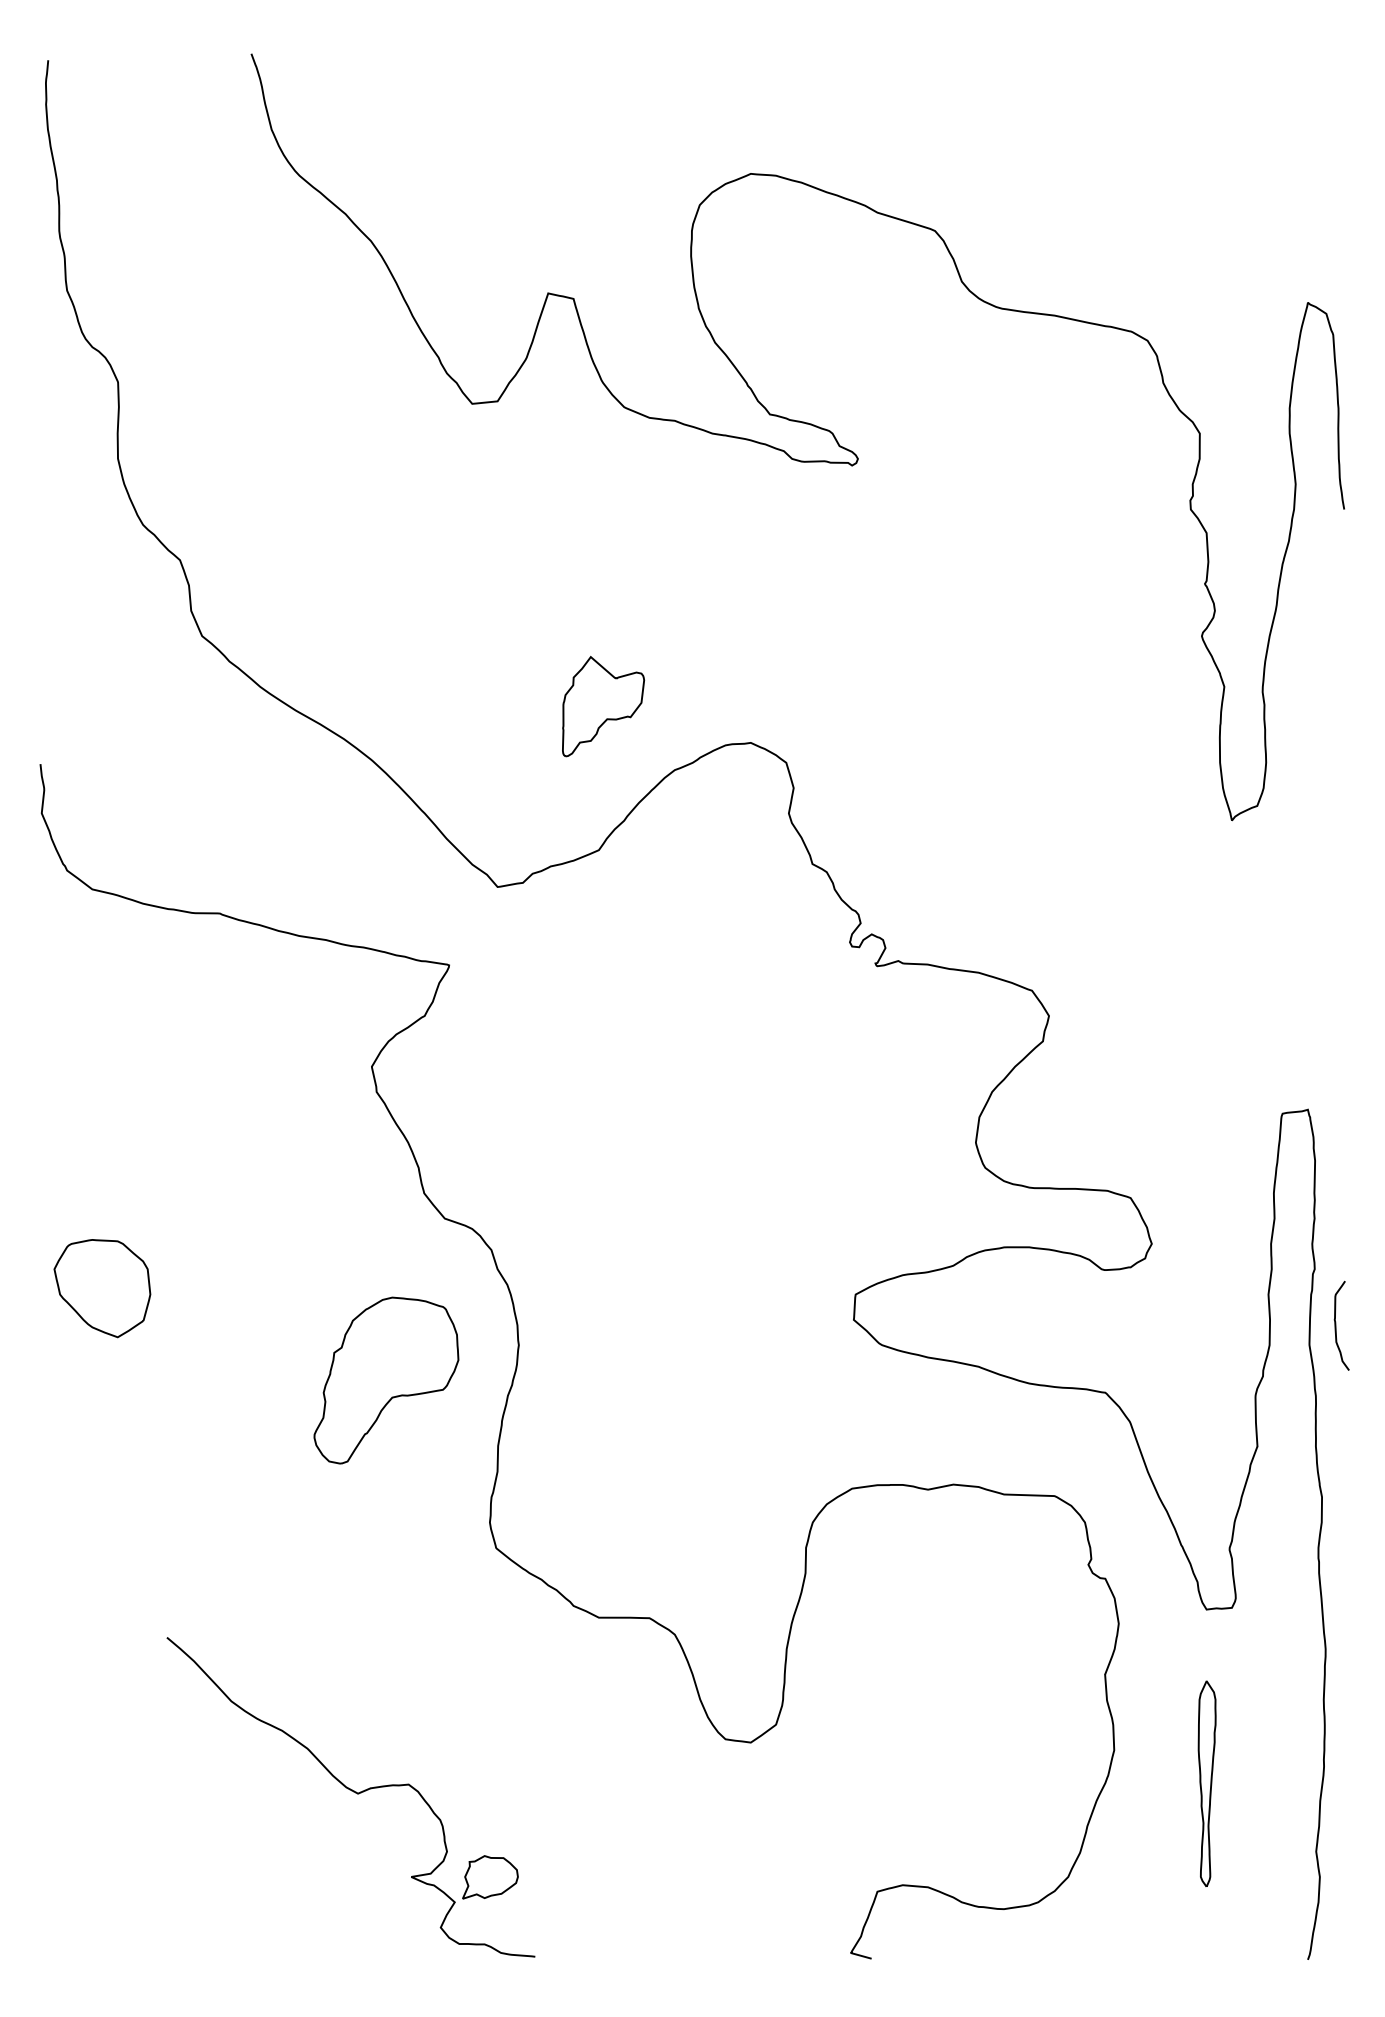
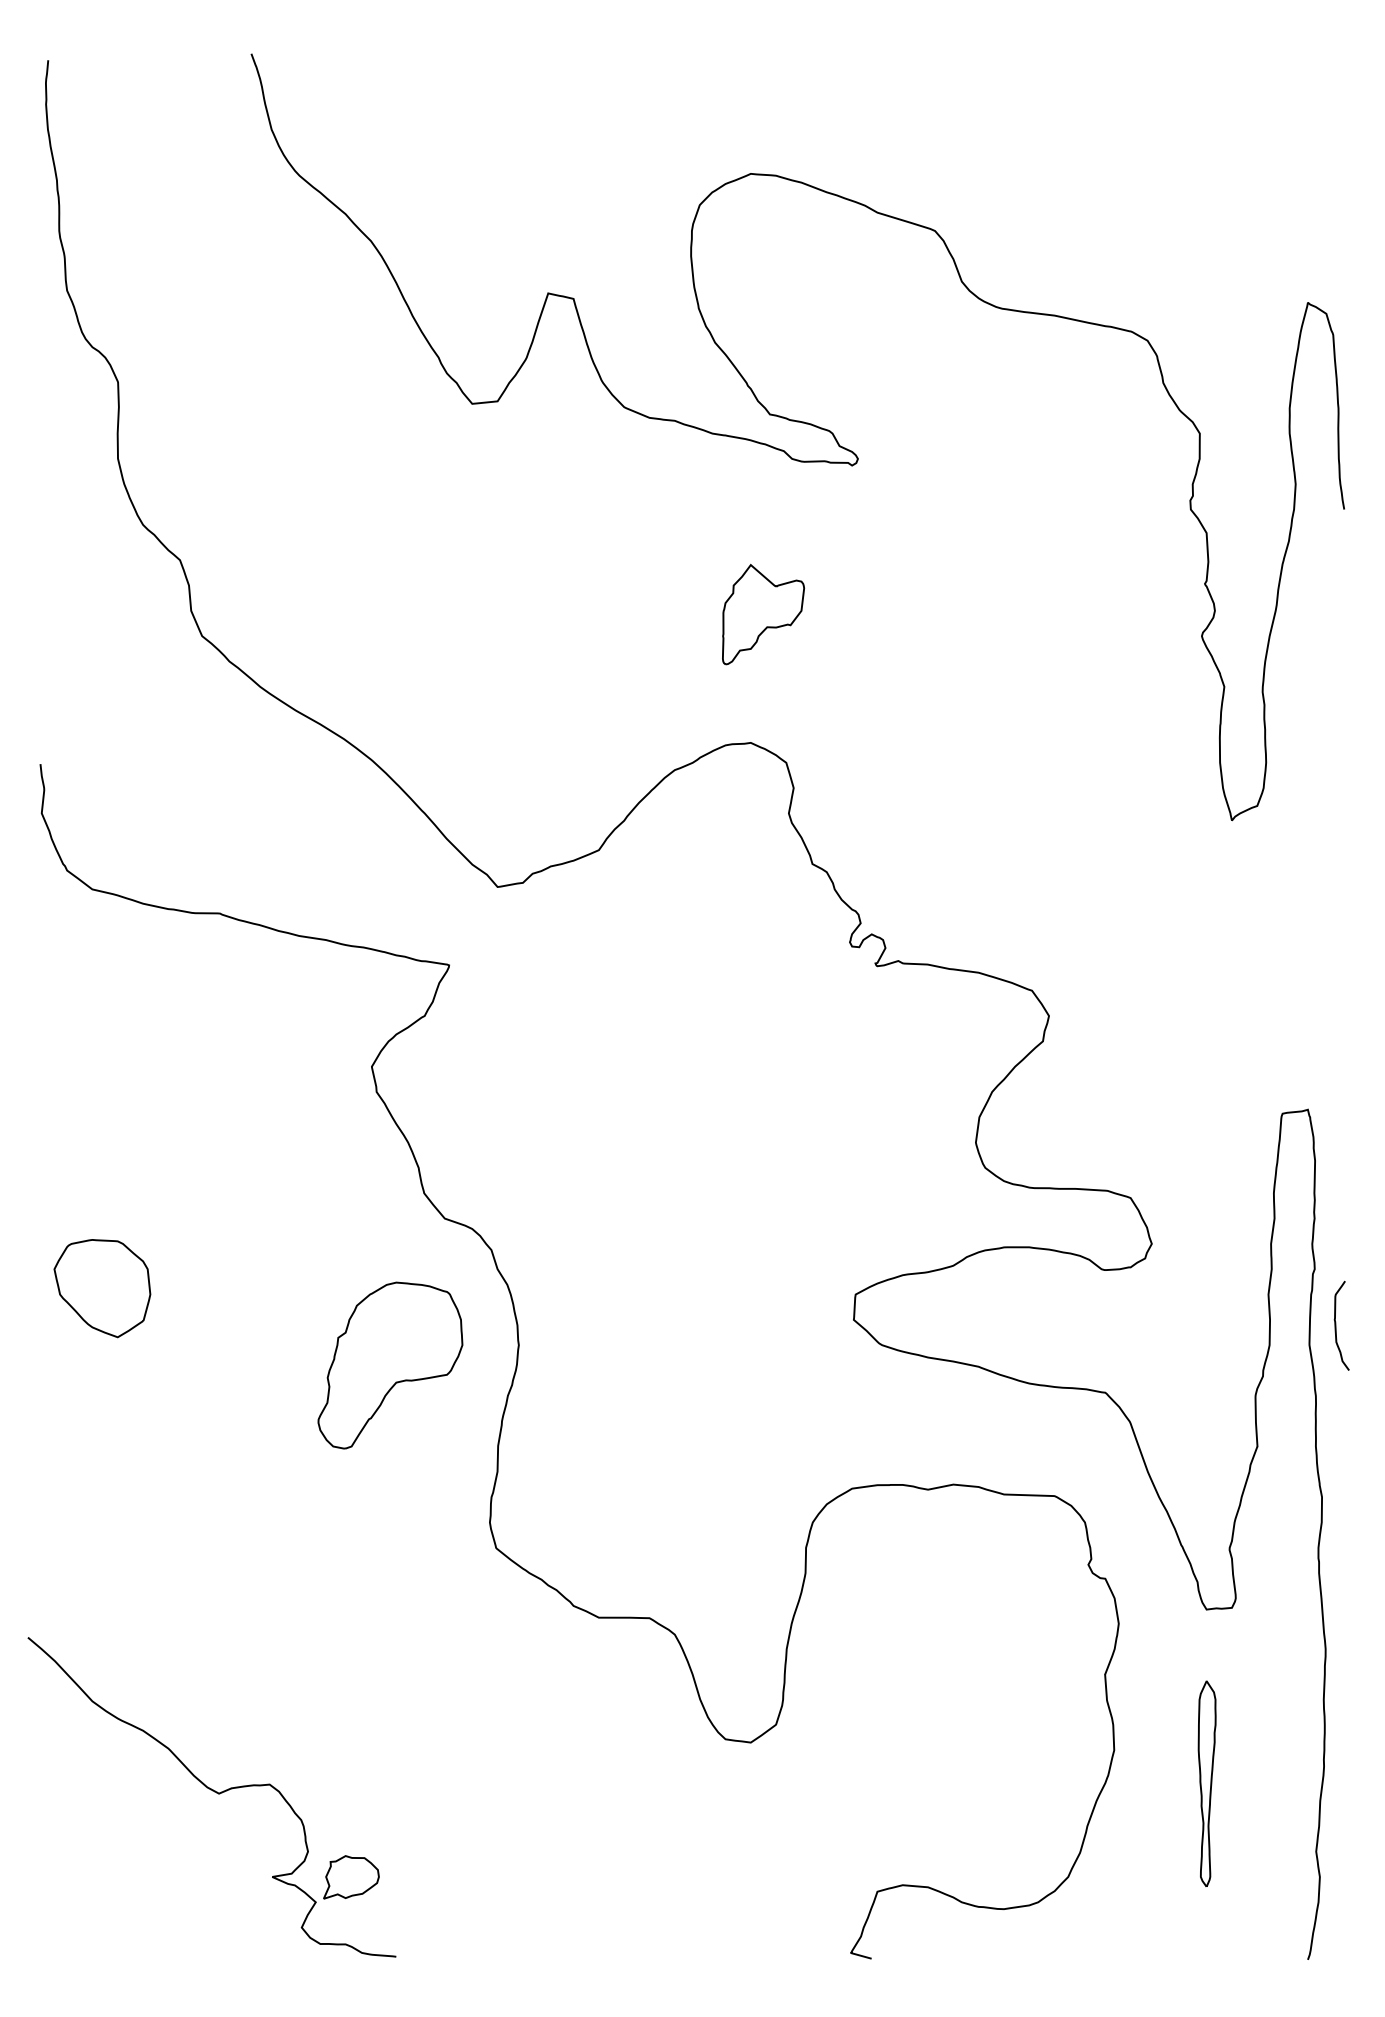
part position: (603, 706) -> (763, 614) (763, 614)
part position: (386, 1380) -> (390, 1365) (390, 1365)
part position: (350, 1797) -> (211, 1797) (211, 1797)
